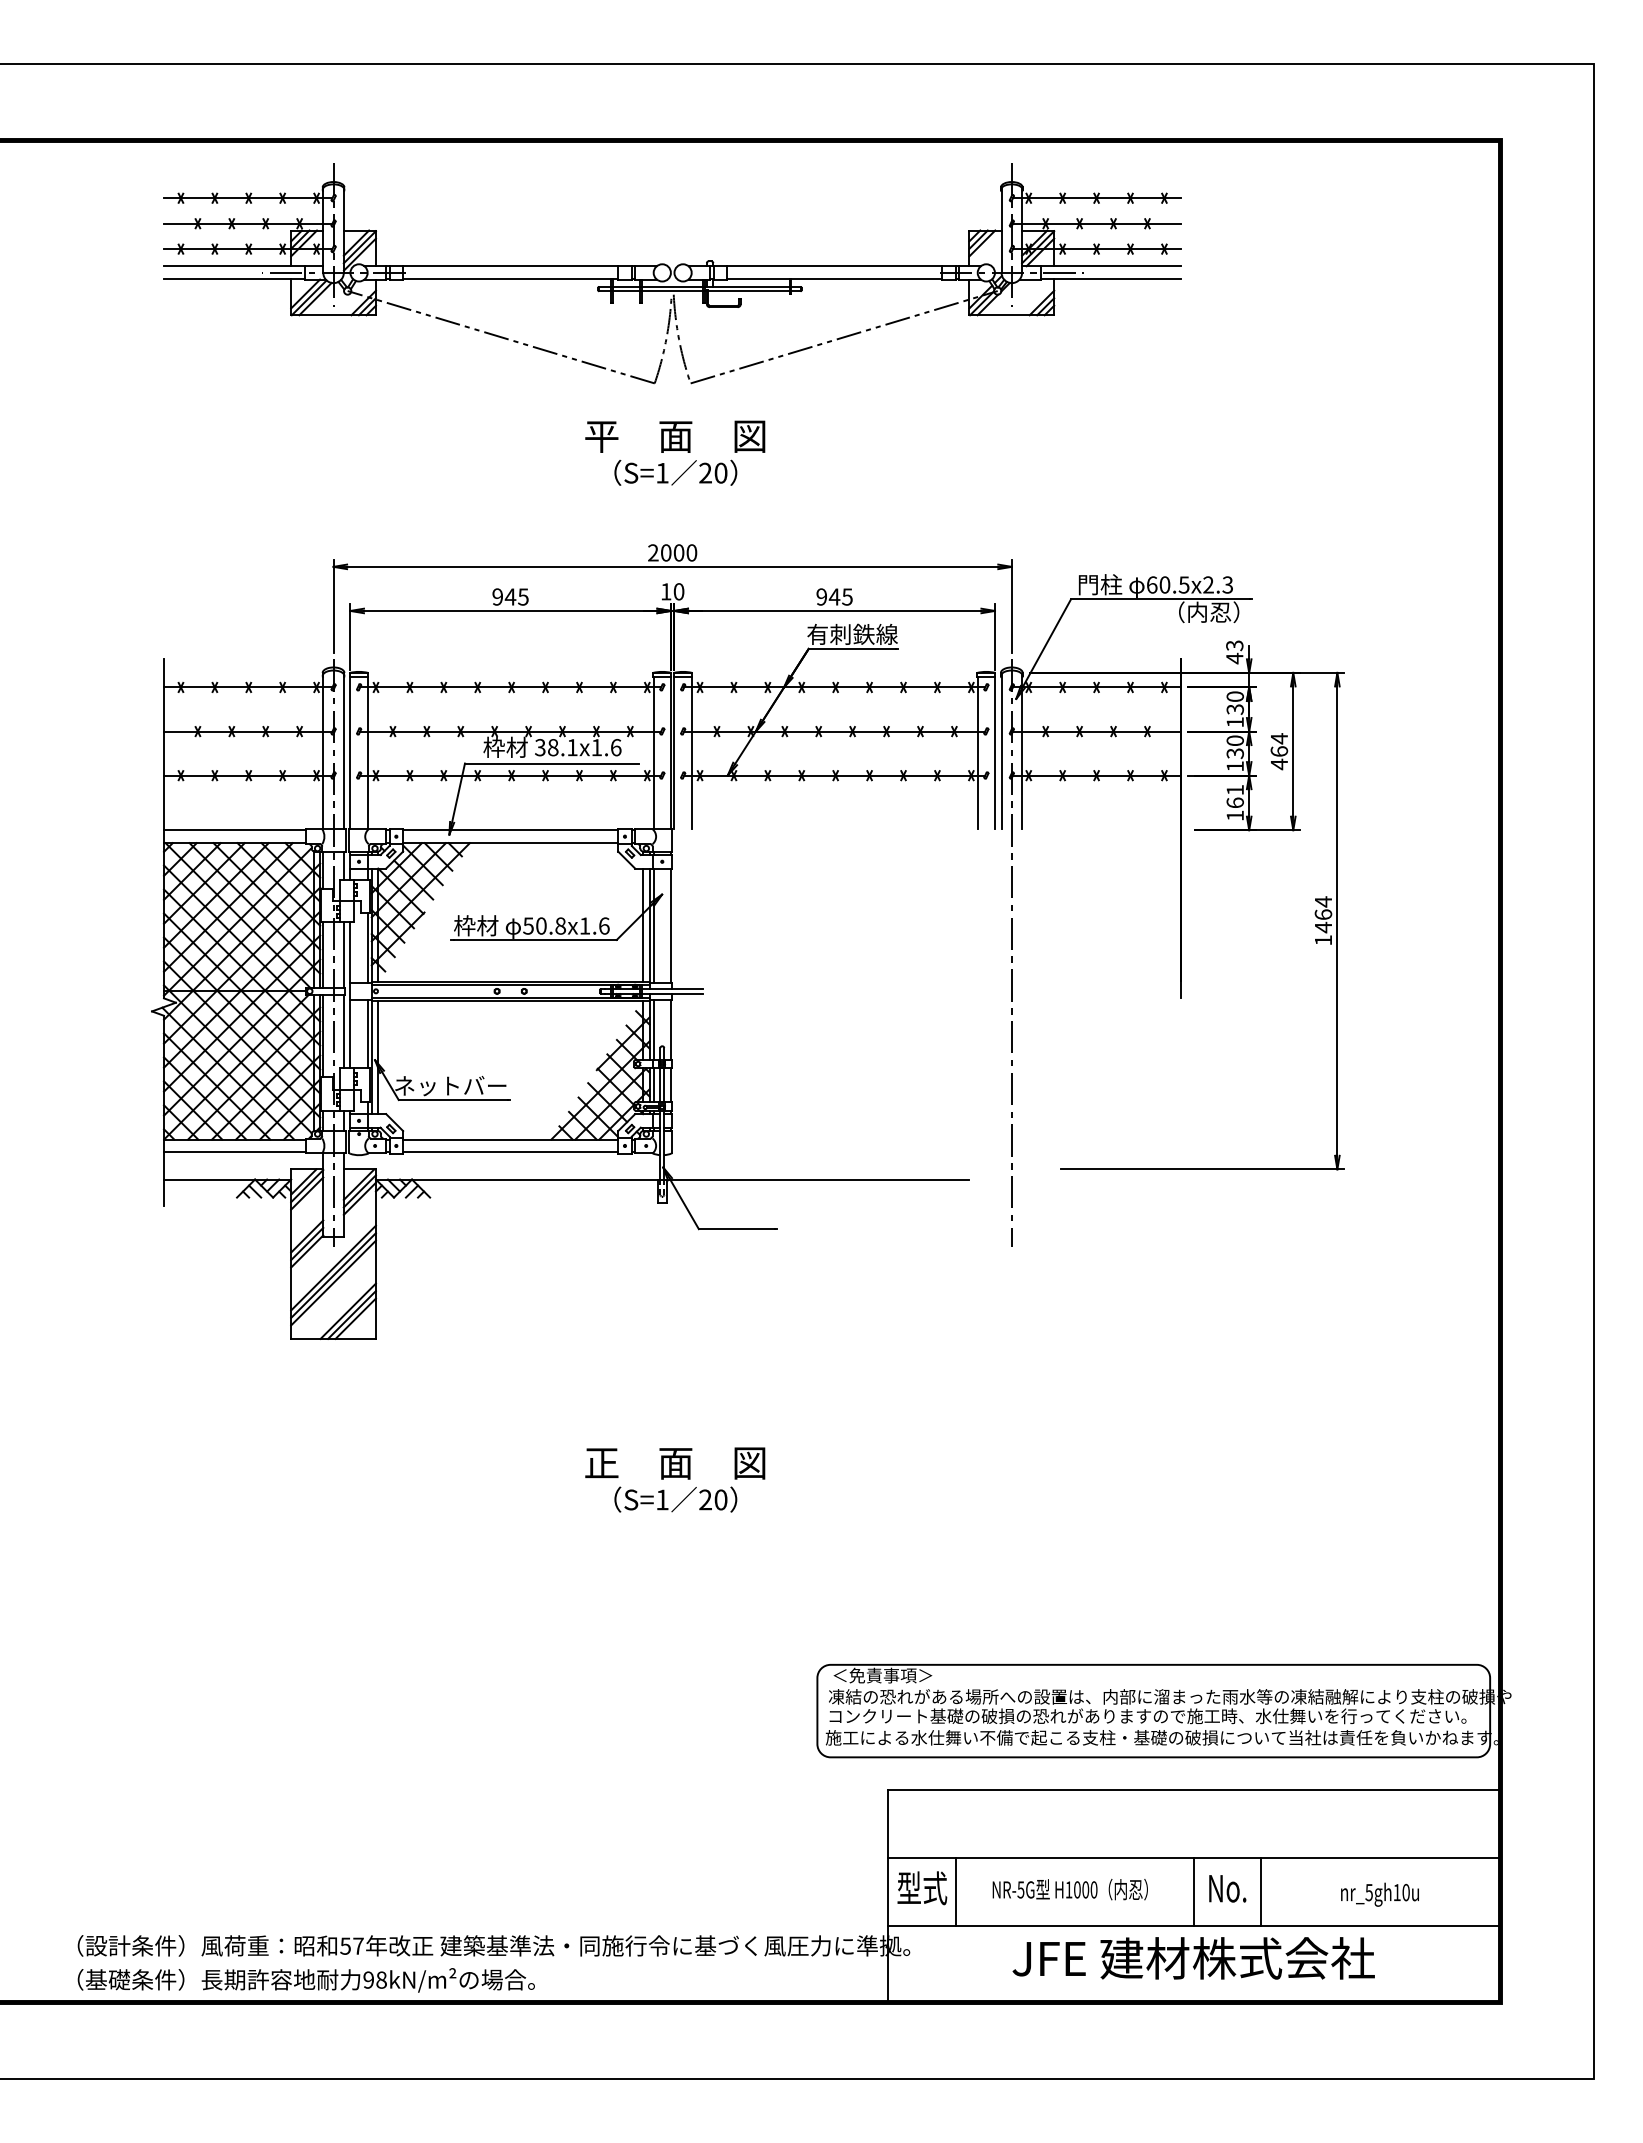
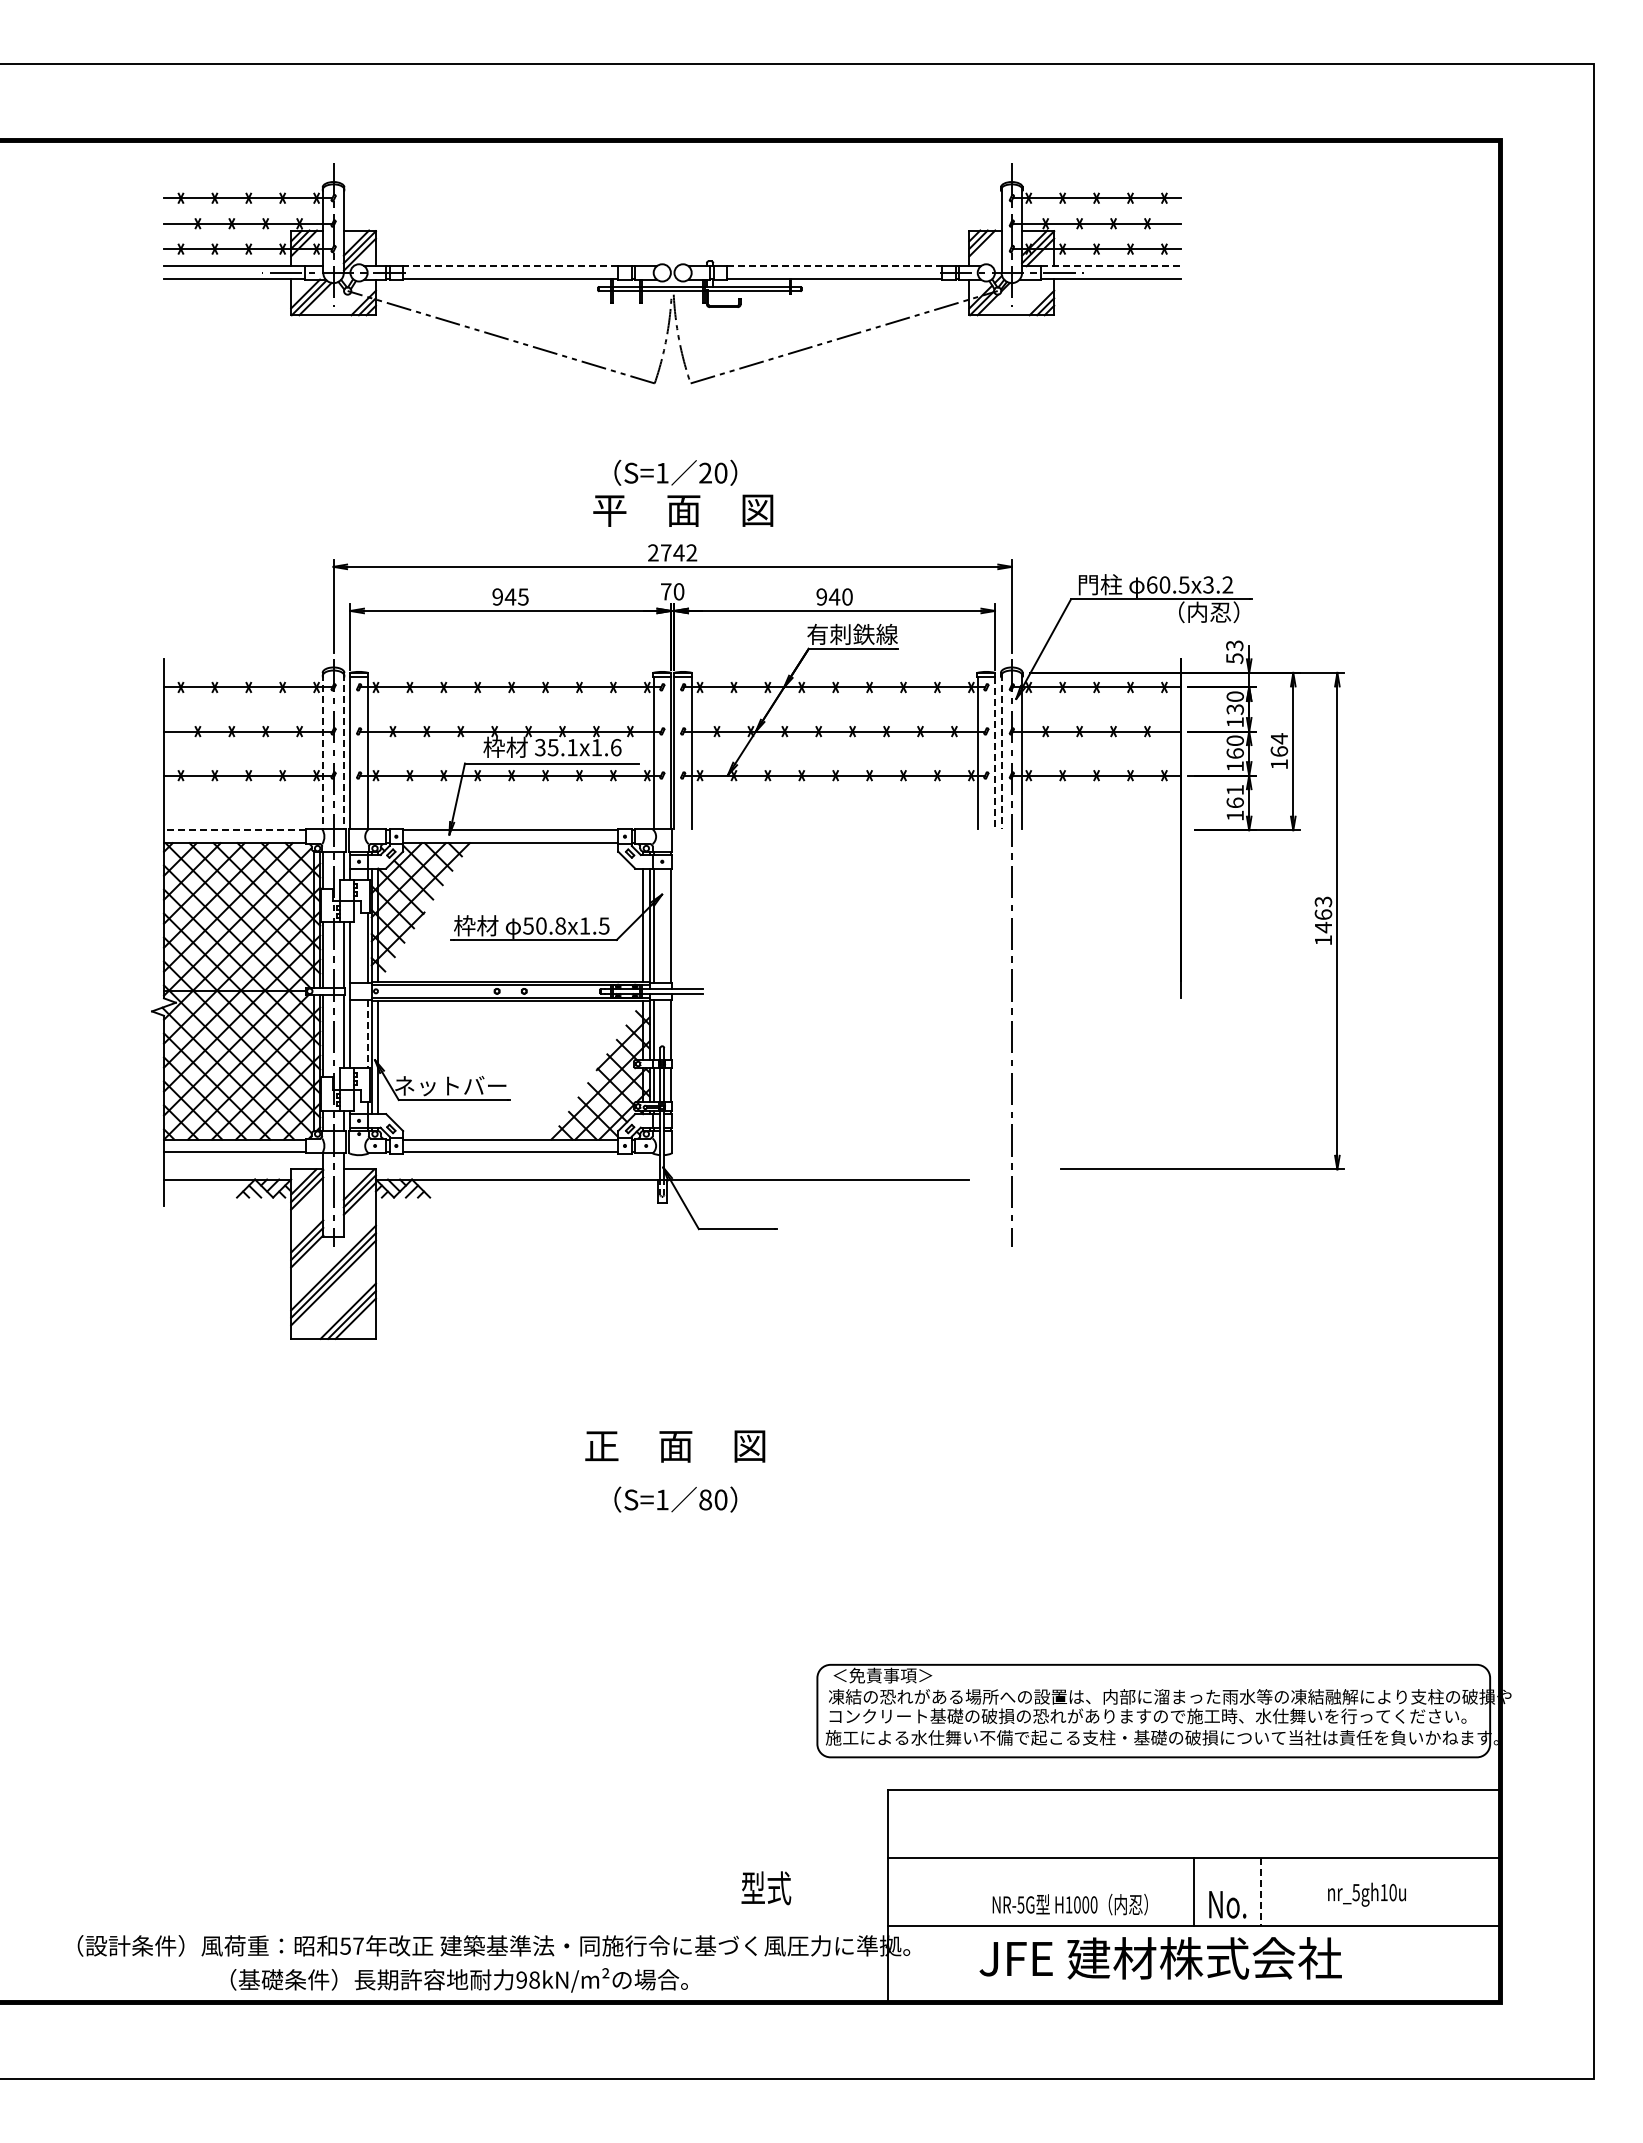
line: solid -> dashed (510, 266)
line: solid -> dashed (834, 266)
line: solid -> dashed (1111, 266)
text position: (675, 436) -> (683, 510) (683, 510)
text: 2000 -> 2742 (679, 552)
text: 60.5x2.3 -> 60.5x3.2 (1218, 584)
text: 10 -> 70 (666, 591)
text: 945 -> 940 (847, 596)
text: 43 -> 53 (1234, 658)
text: 38.1x1.6 -> 35.1x1.6 (552, 747)
line: solid -> dashed (323, 751)
line: solid -> dashed (343, 751)
line: solid -> dashed (1001, 751)
line: solid -> dashed (994, 753)
text: 130 -> 160 (1234, 753)
text: 464 -> 164 (1279, 764)
line: solid -> dashed (234, 830)
text: 1464 -> 1463 (1323, 901)
text: 50.8x1.6 -> 50.8x1.5 (603, 925)
line: solid -> dashed (367, 1034)
text position: (675, 1463) -> (675, 1446) (675, 1446)
text: 20 -> 80 (705, 1499)
text position: (922, 1888) -> (766, 1888) (766, 1888)
text position: (1227, 1888) -> (1227, 1904) (1227, 1904)
text position: (1069, 1889) -> (1069, 1904) (1069, 1904)
line: present -> none (956, 1892)
line: solid -> dashed (1261, 1892)
text position: (1379, 1894) -> (1366, 1894) (1366, 1894)
text position: (1193, 1958) -> (1160, 1958) (1160, 1958)
text position: (305, 1980) -> (458, 1980) (458, 1980)
